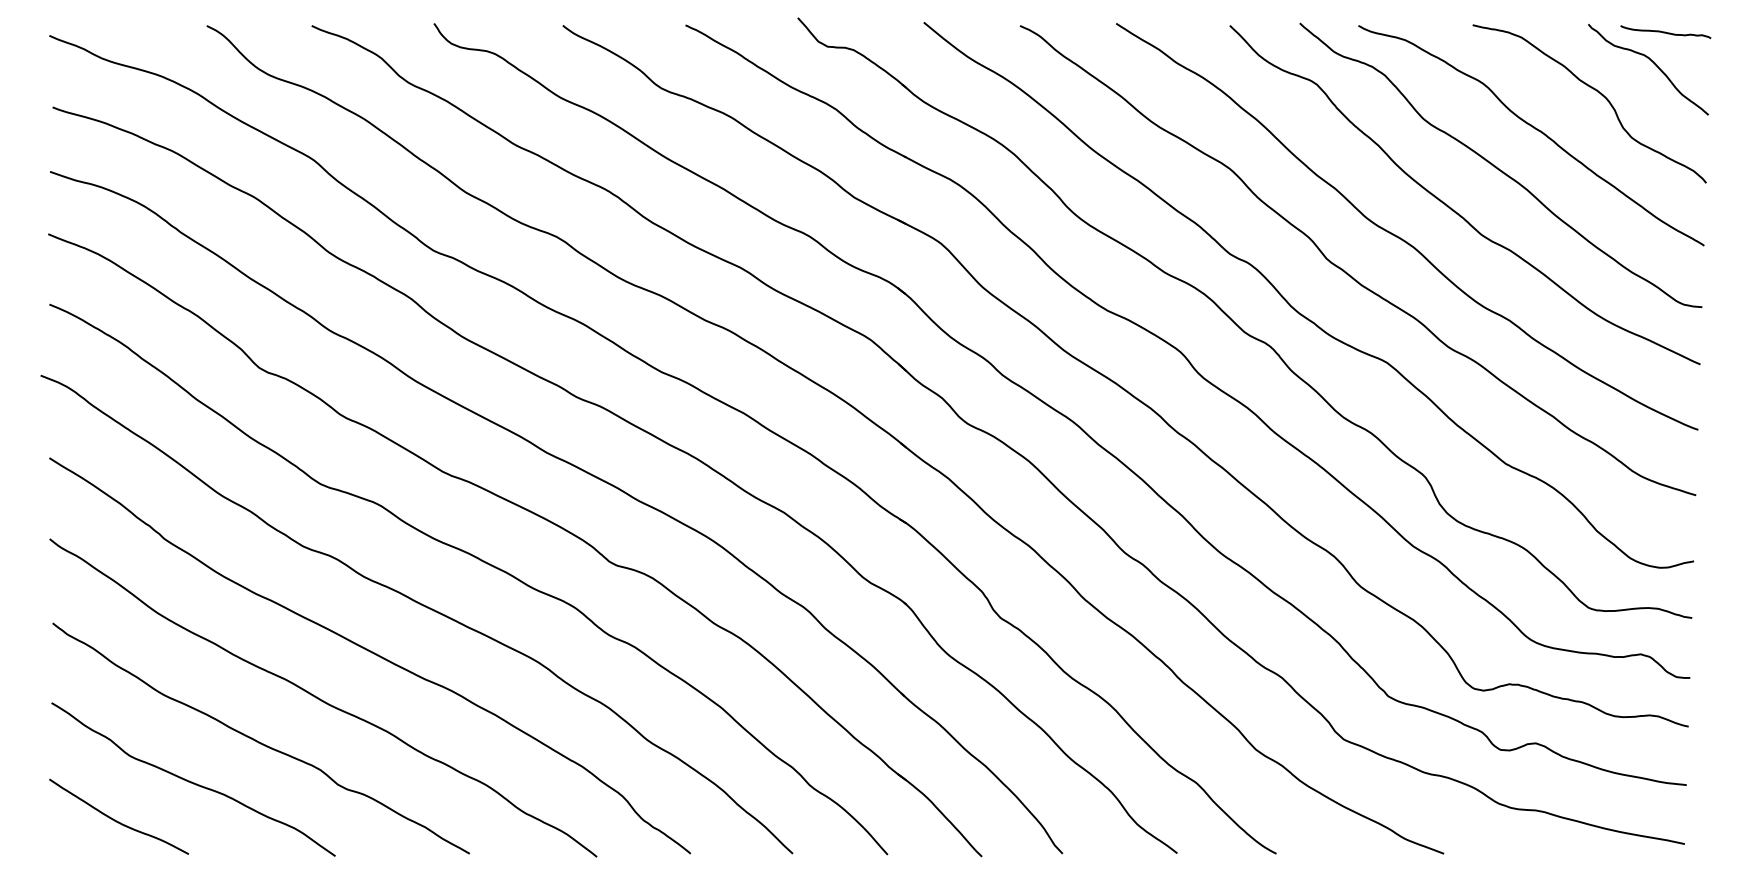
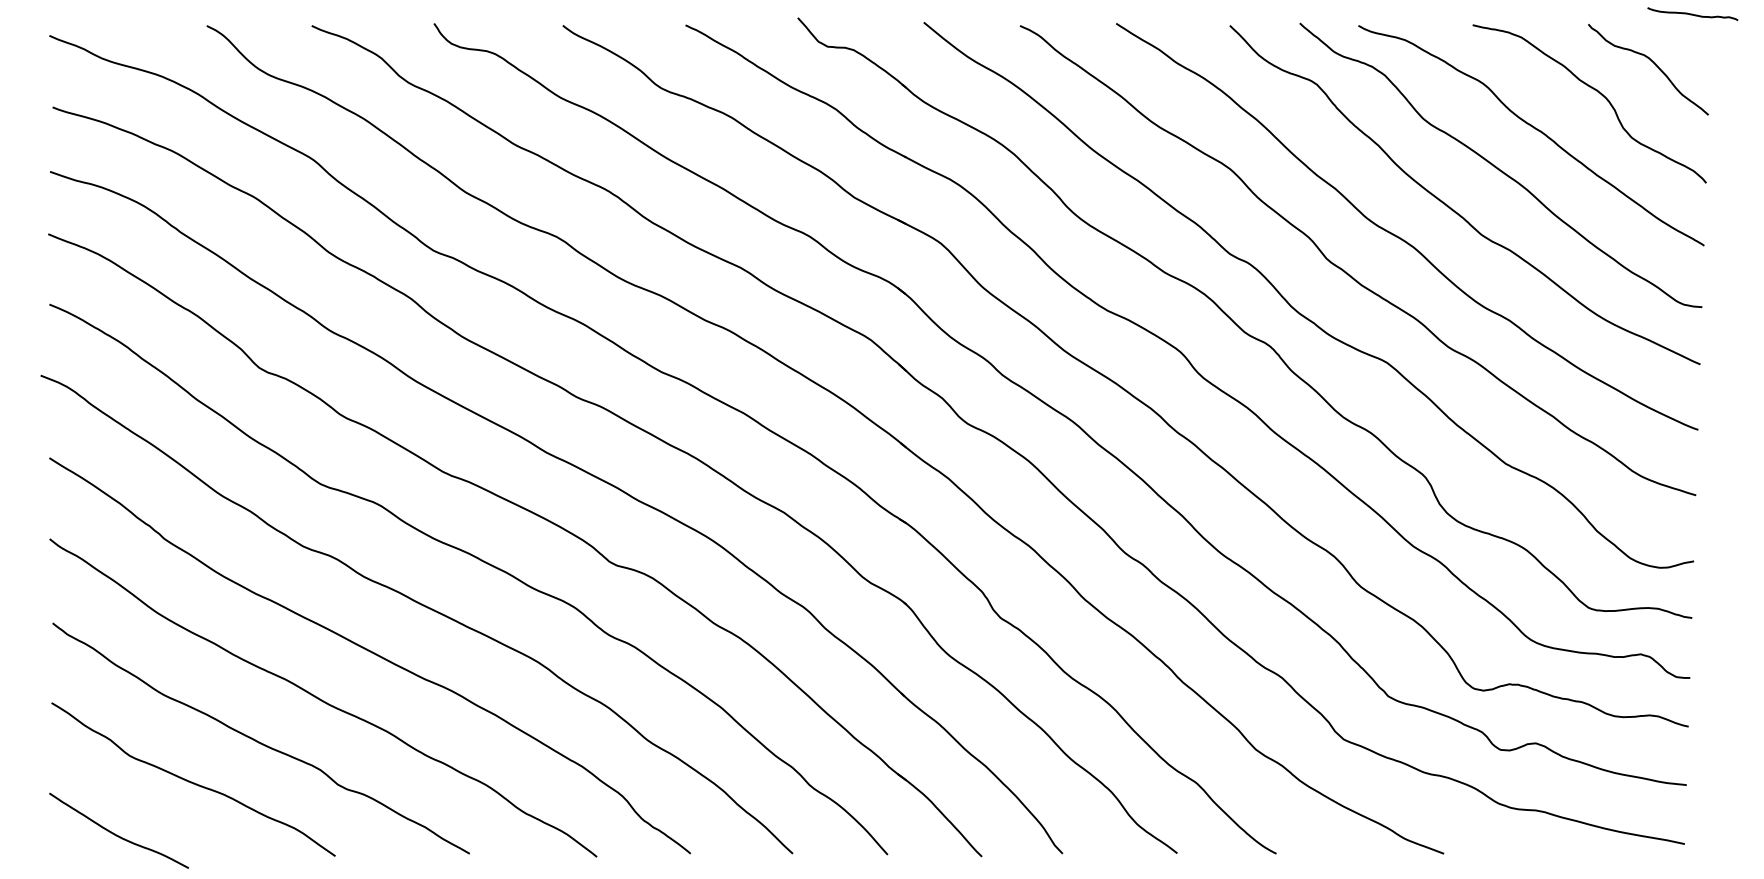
curve position: (1665, 32) -> (1692, 14) (1692, 14)
curve position: (115, 819) -> (115, 833) (115, 833)
